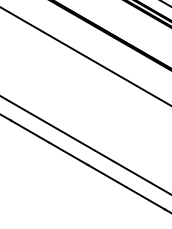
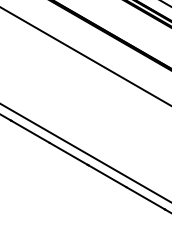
line position: (85, 145) -> (85, 152) (85, 152)
